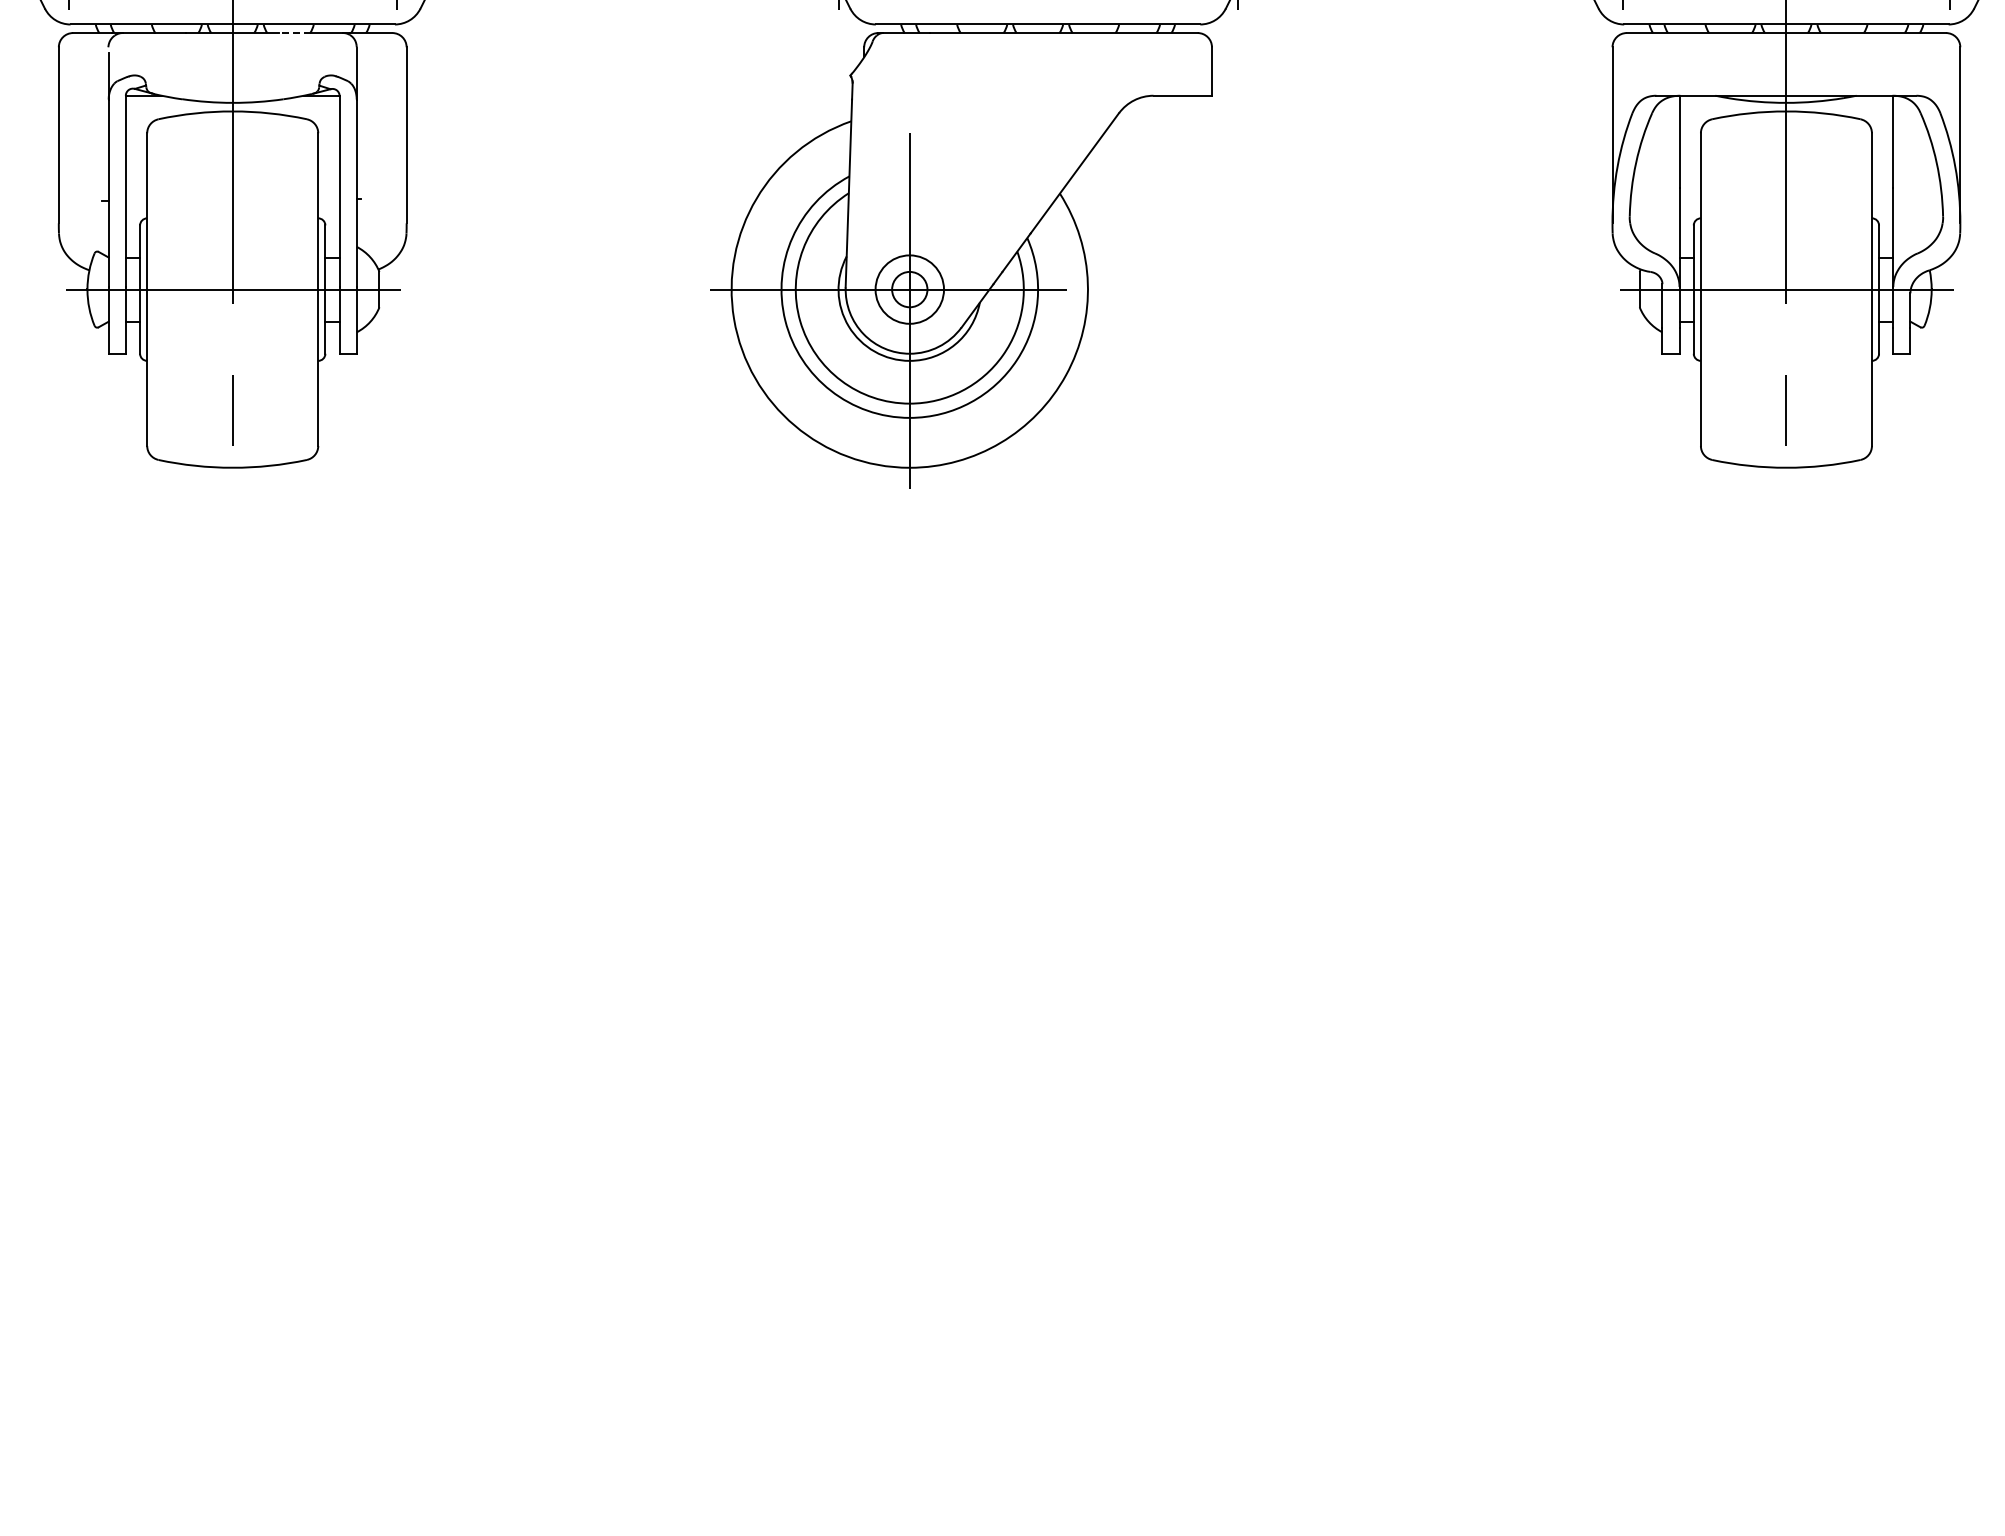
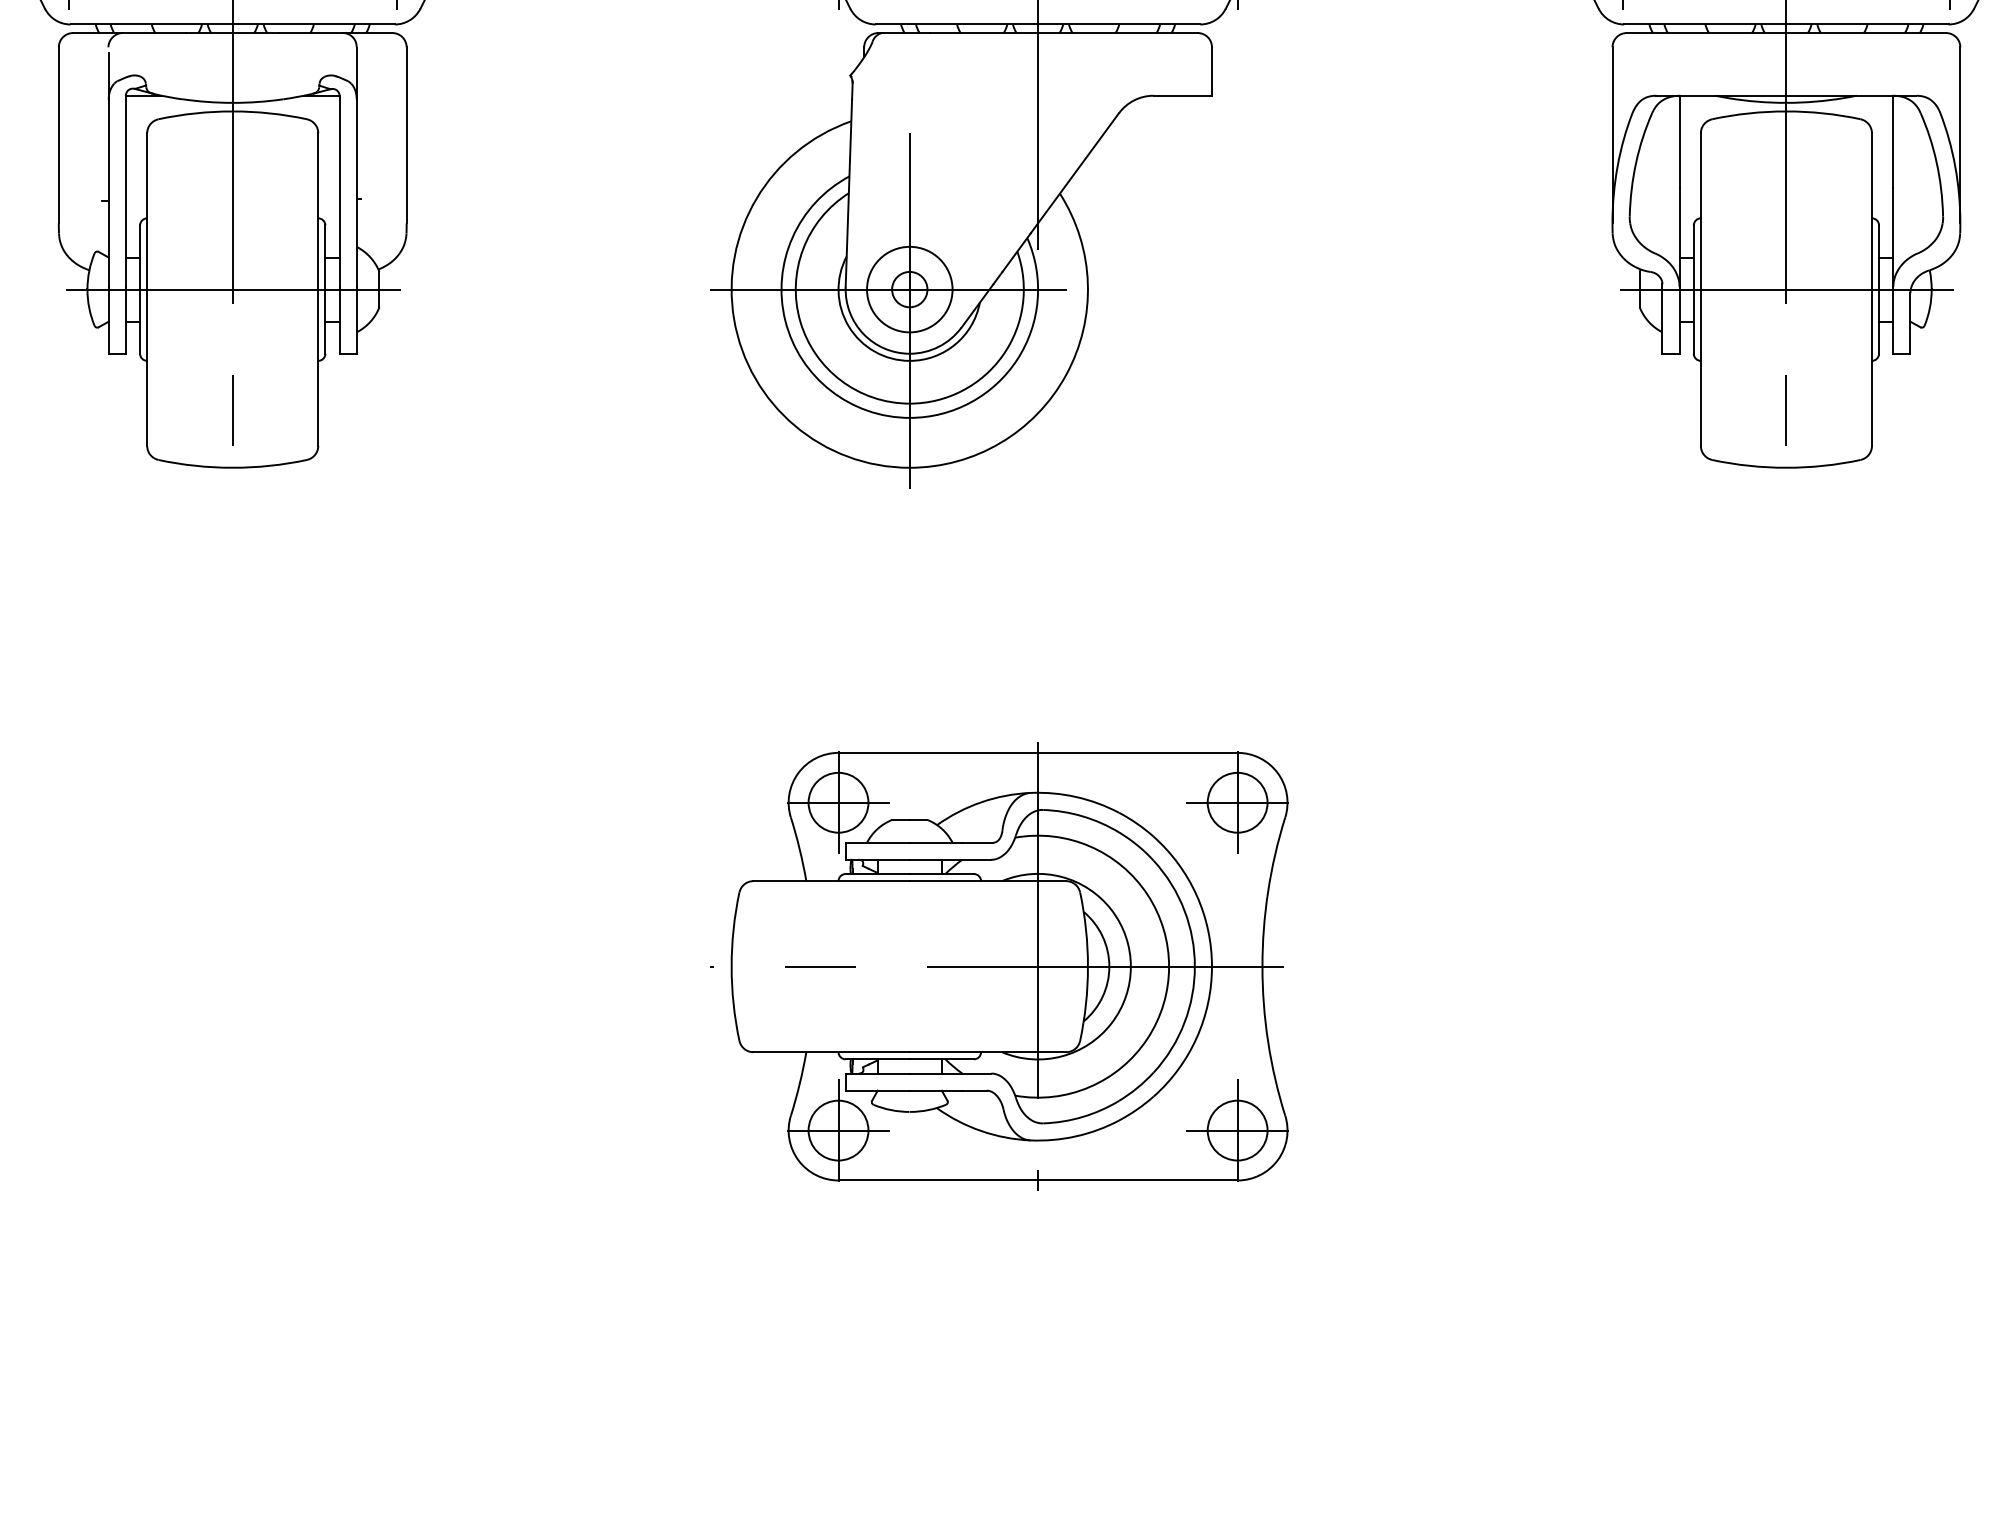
line: dashed -> solid (295, 33)
line: none -> present (1038, 125)
circle diameter: 68 px -> 86 px (909, 289)
part: none -> present (999, 966)
